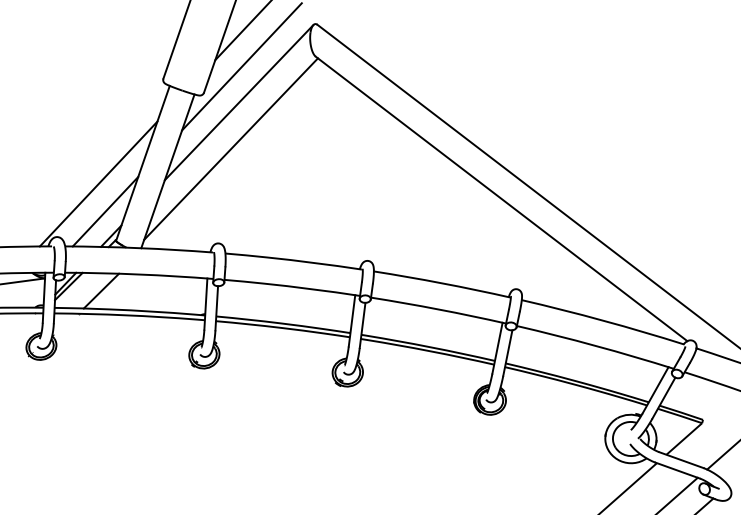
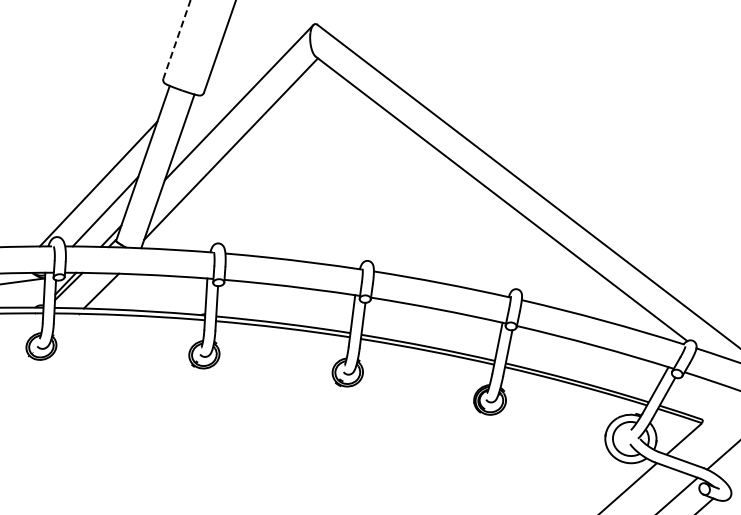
line: present -> none (242, 31)
line: solid -> dashed (176, 40)
line: present -> none (241, 66)
